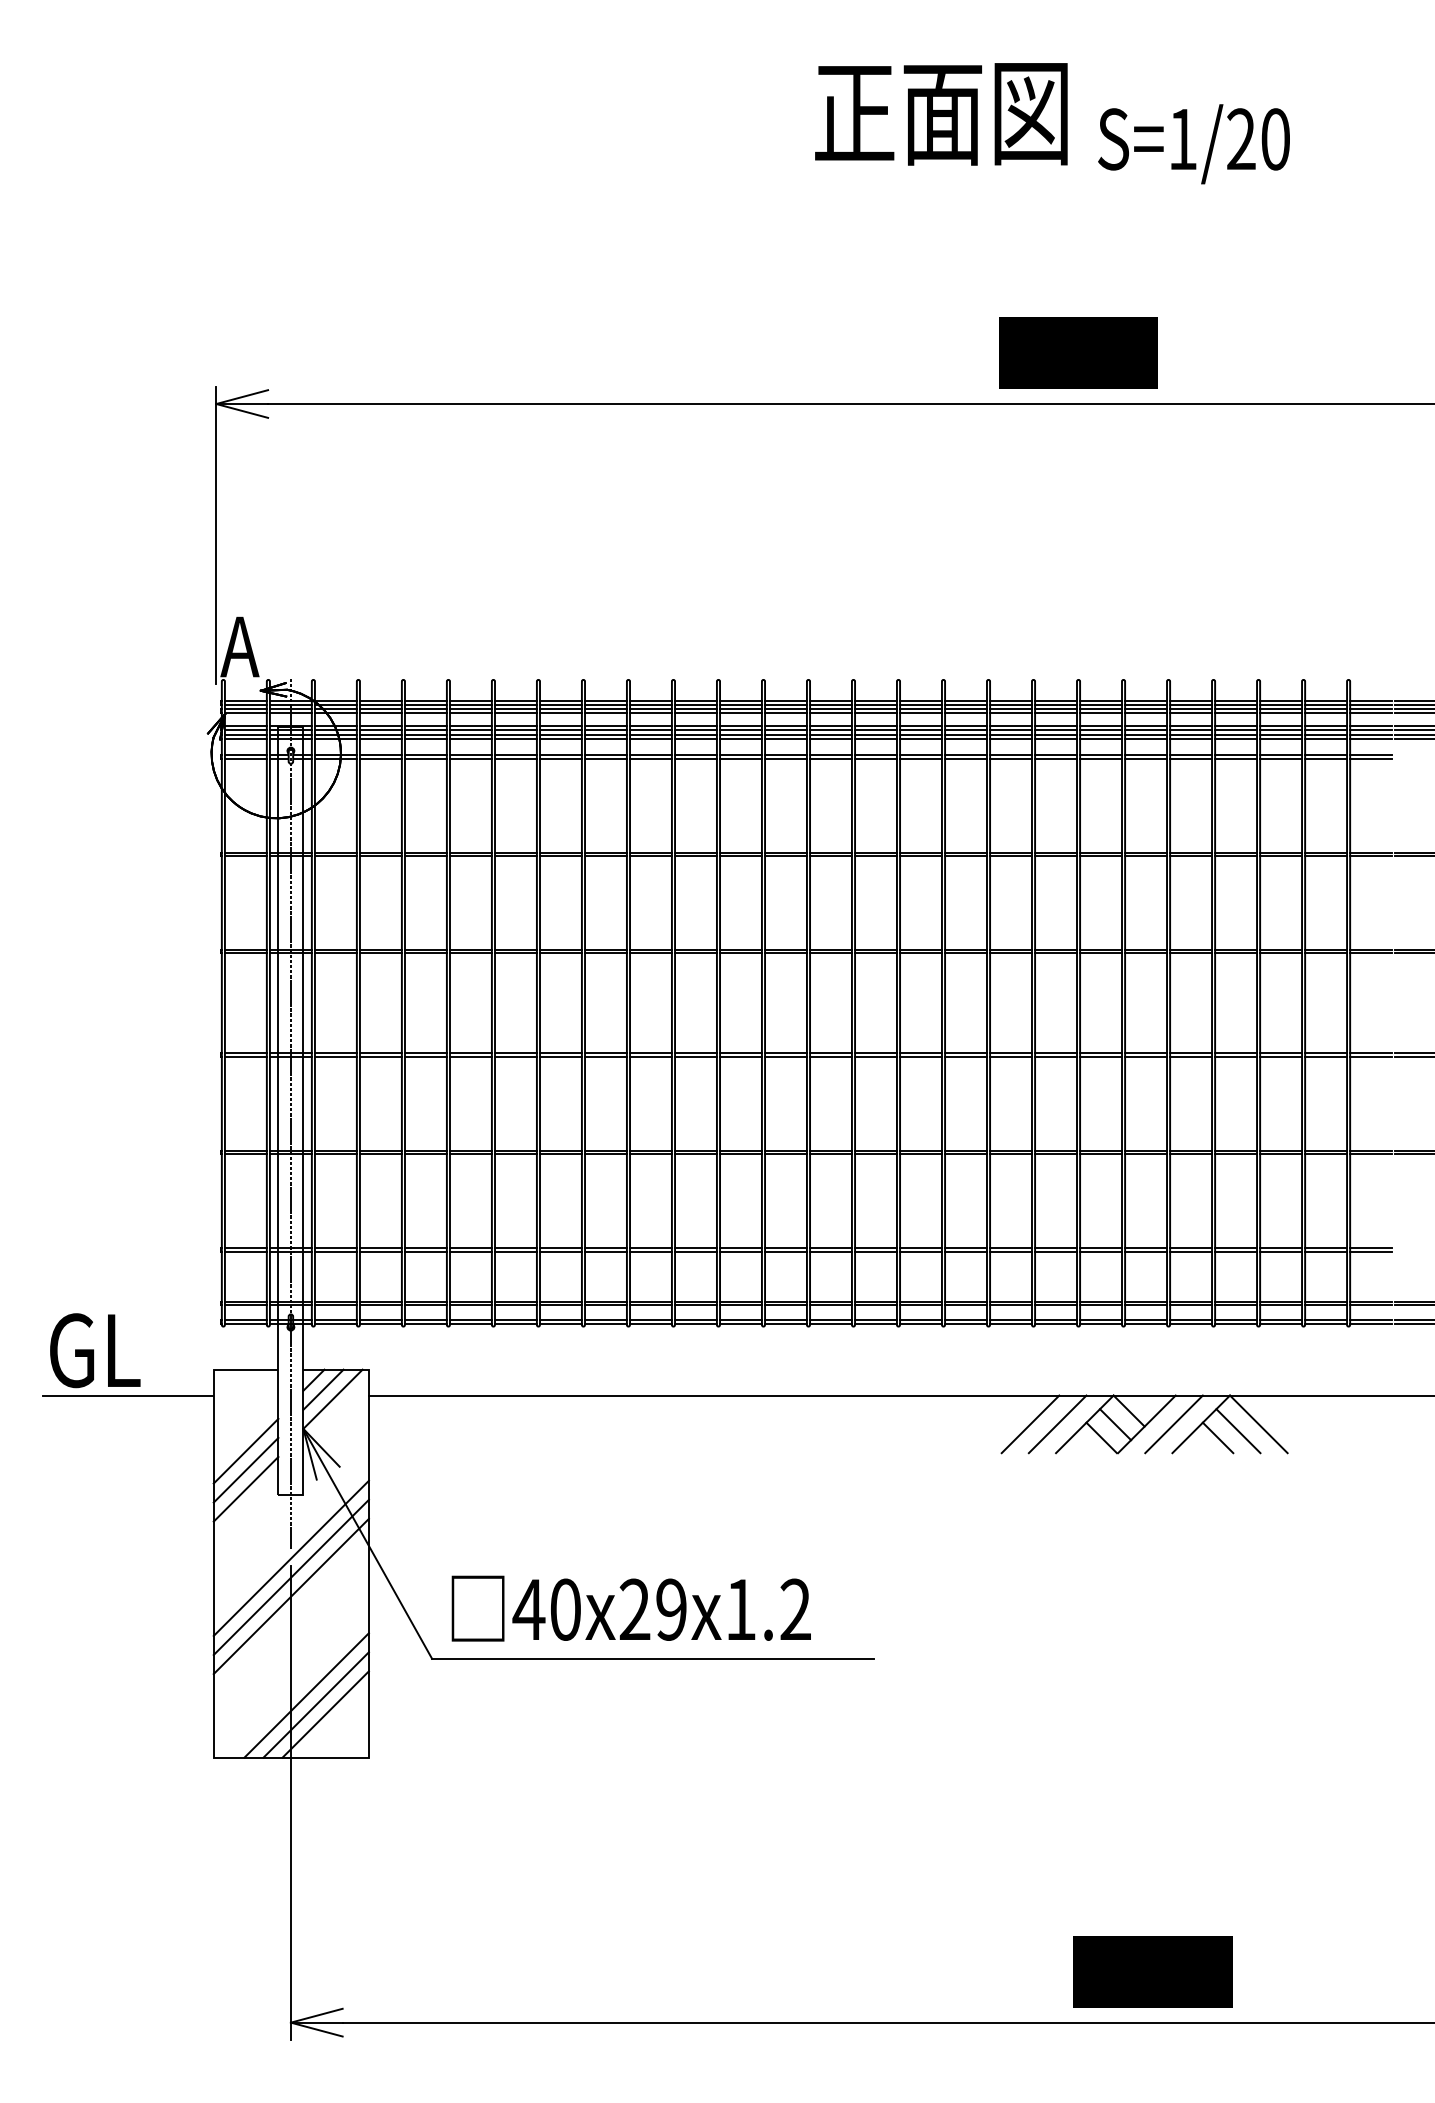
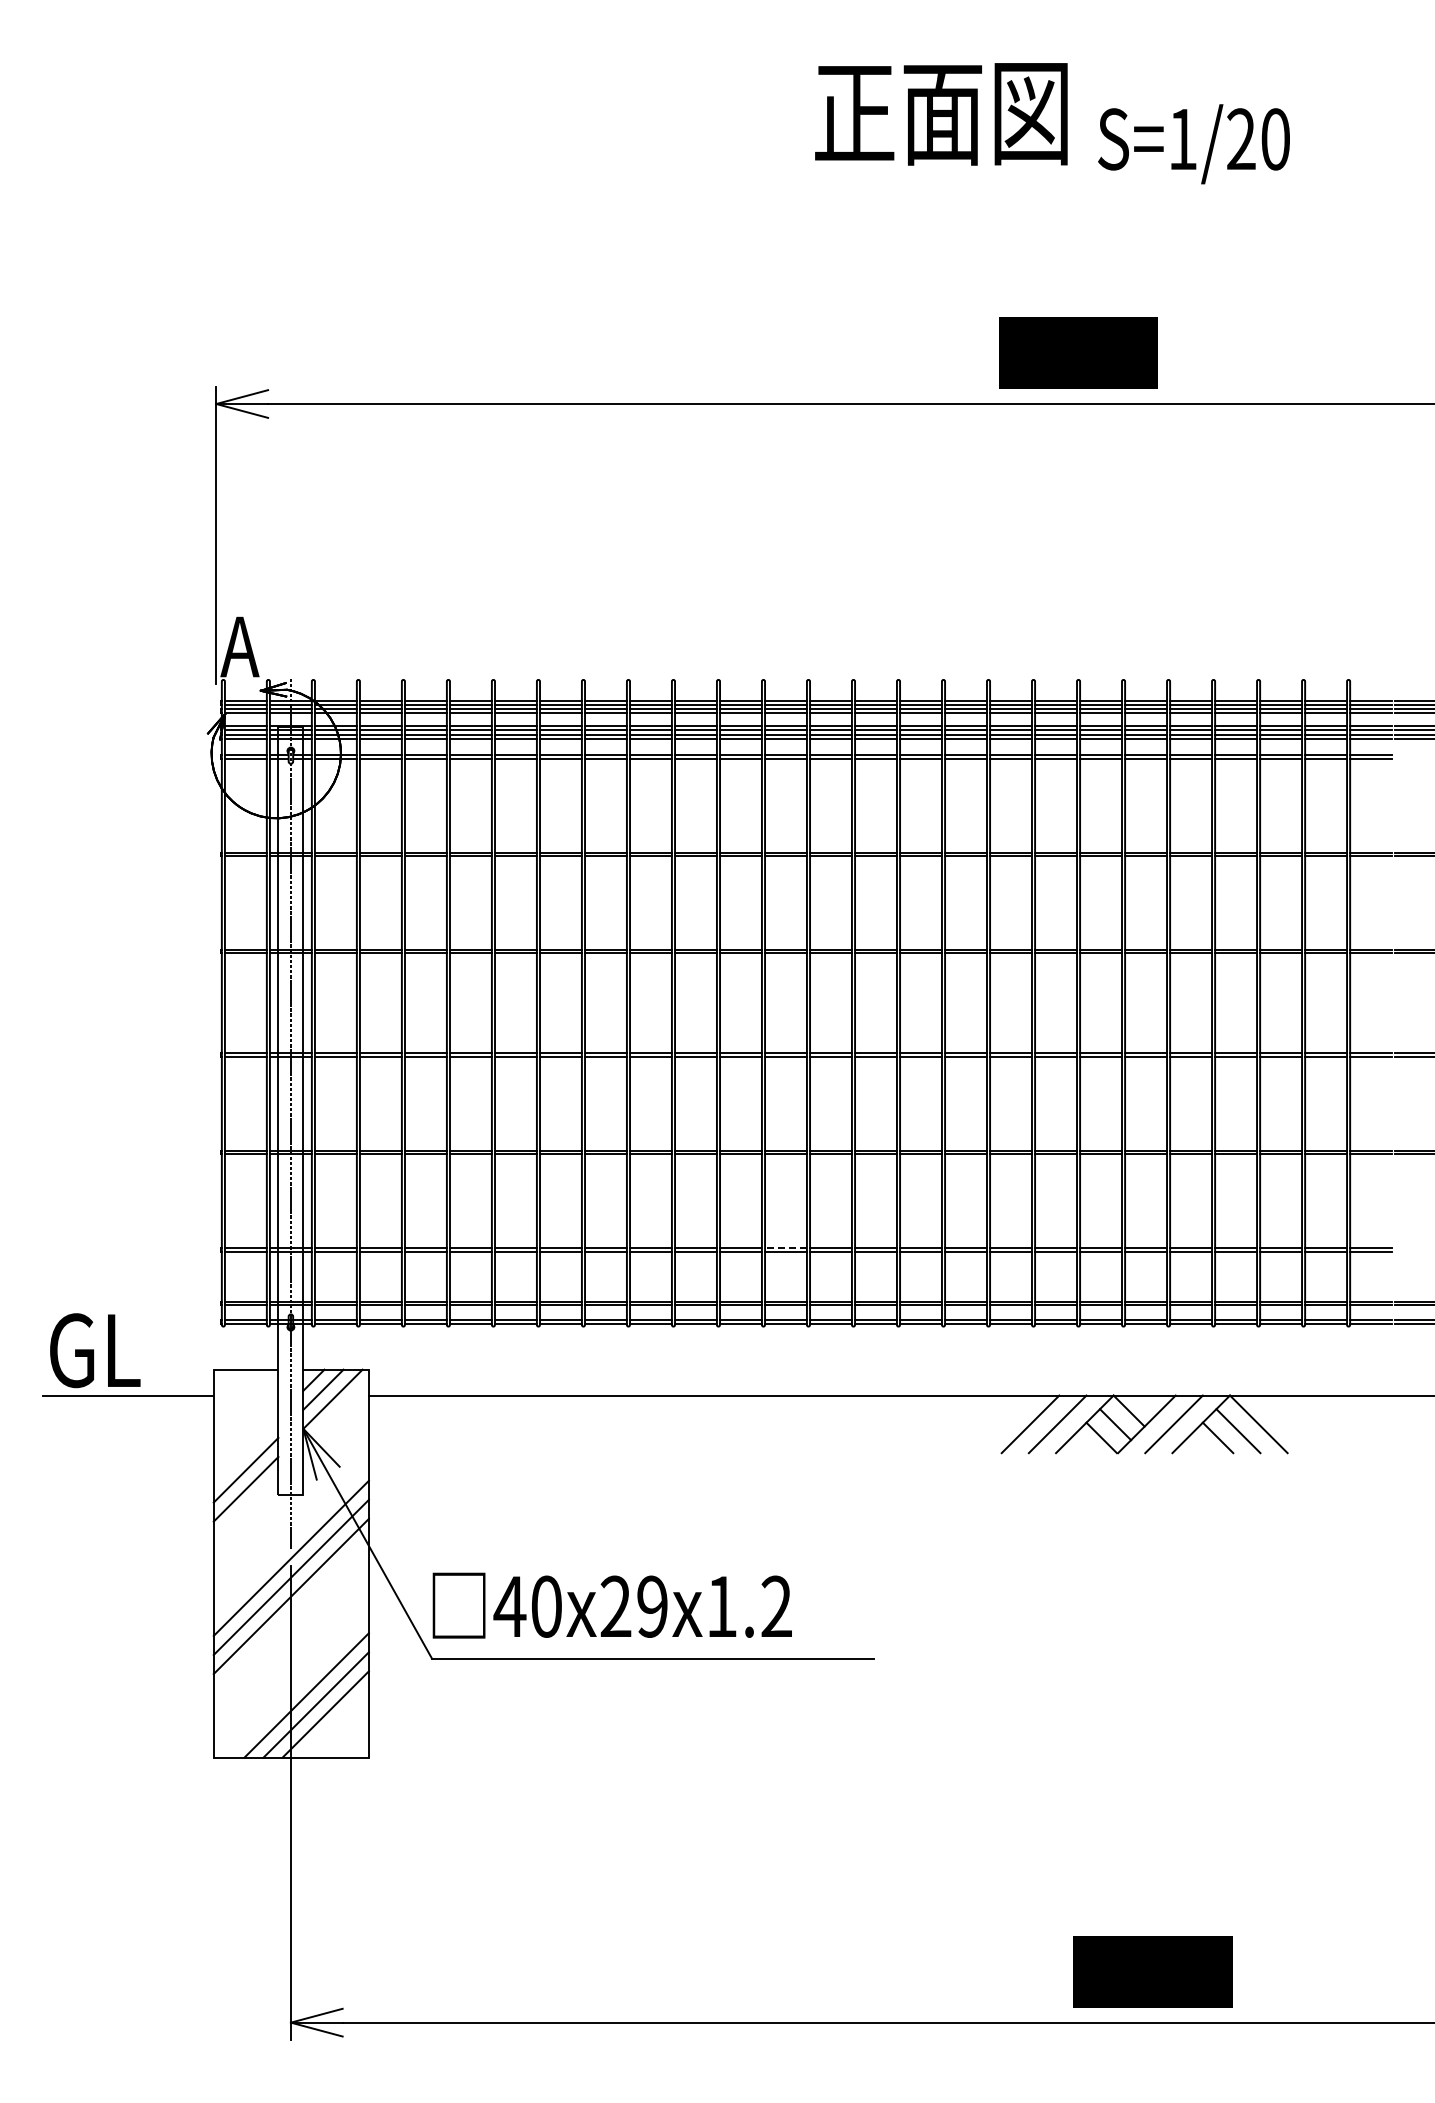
line: solid -> dashed (785, 1247)
line: present -> none (245, 1450)
text position: (630, 1608) -> (611, 1605) (611, 1605)
